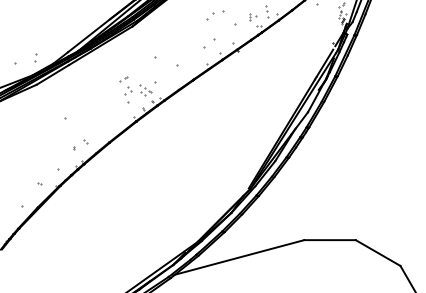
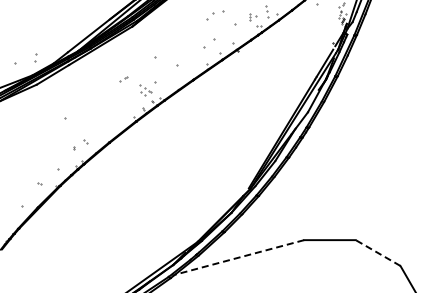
part: present -> none (128, 94)
line: solid -> dashed (378, 253)
line: solid -> dashed (239, 257)
